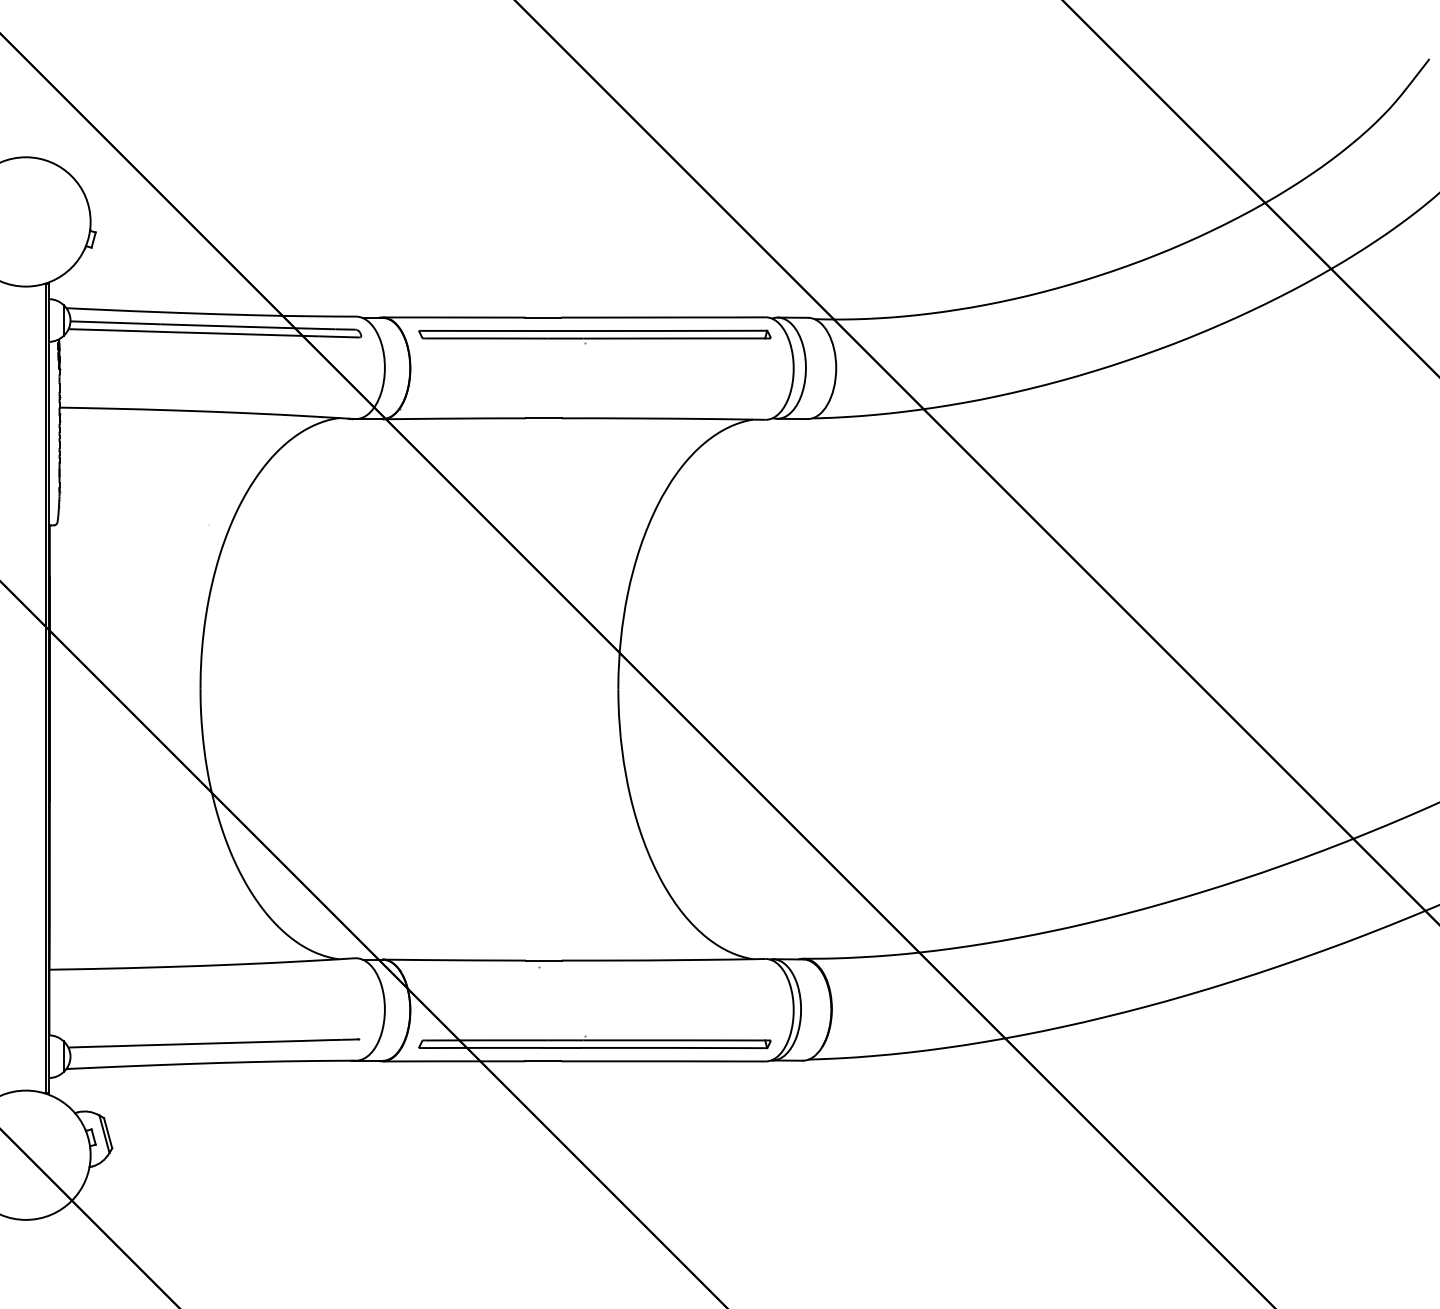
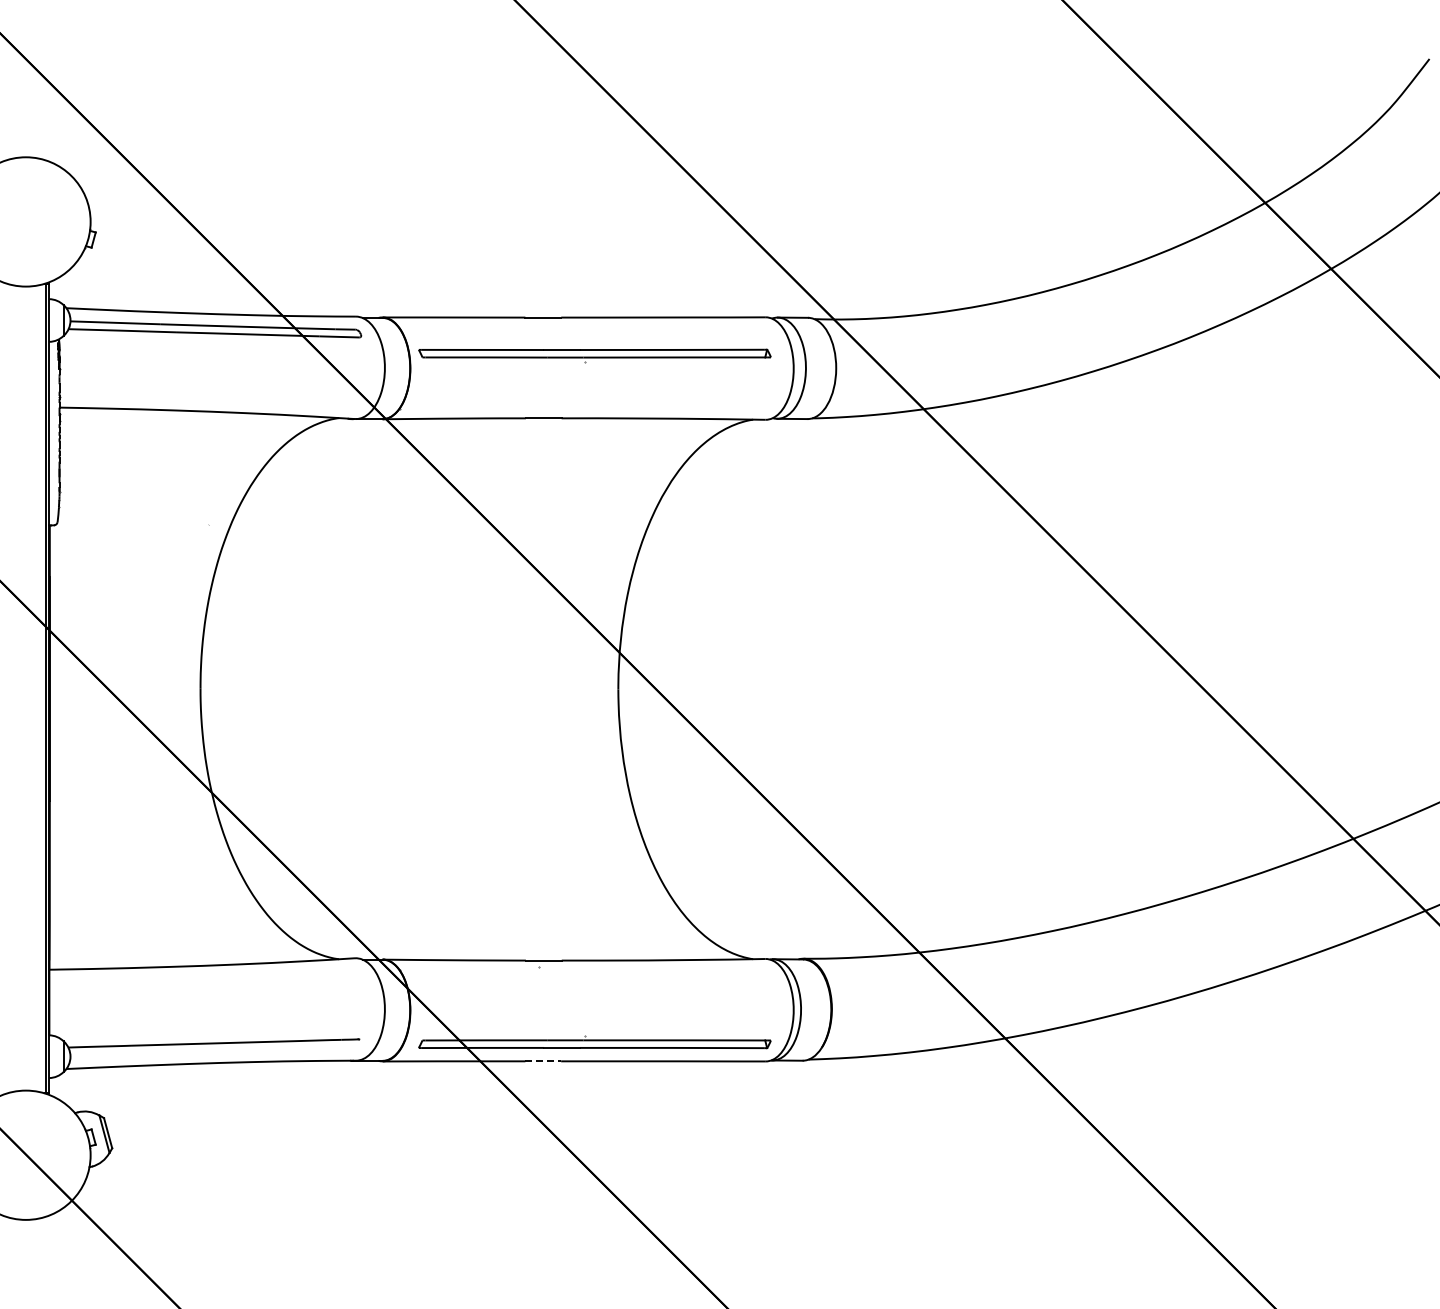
part position: (594, 336) -> (594, 355) (594, 355)
line: solid -> dashed (543, 1061)
